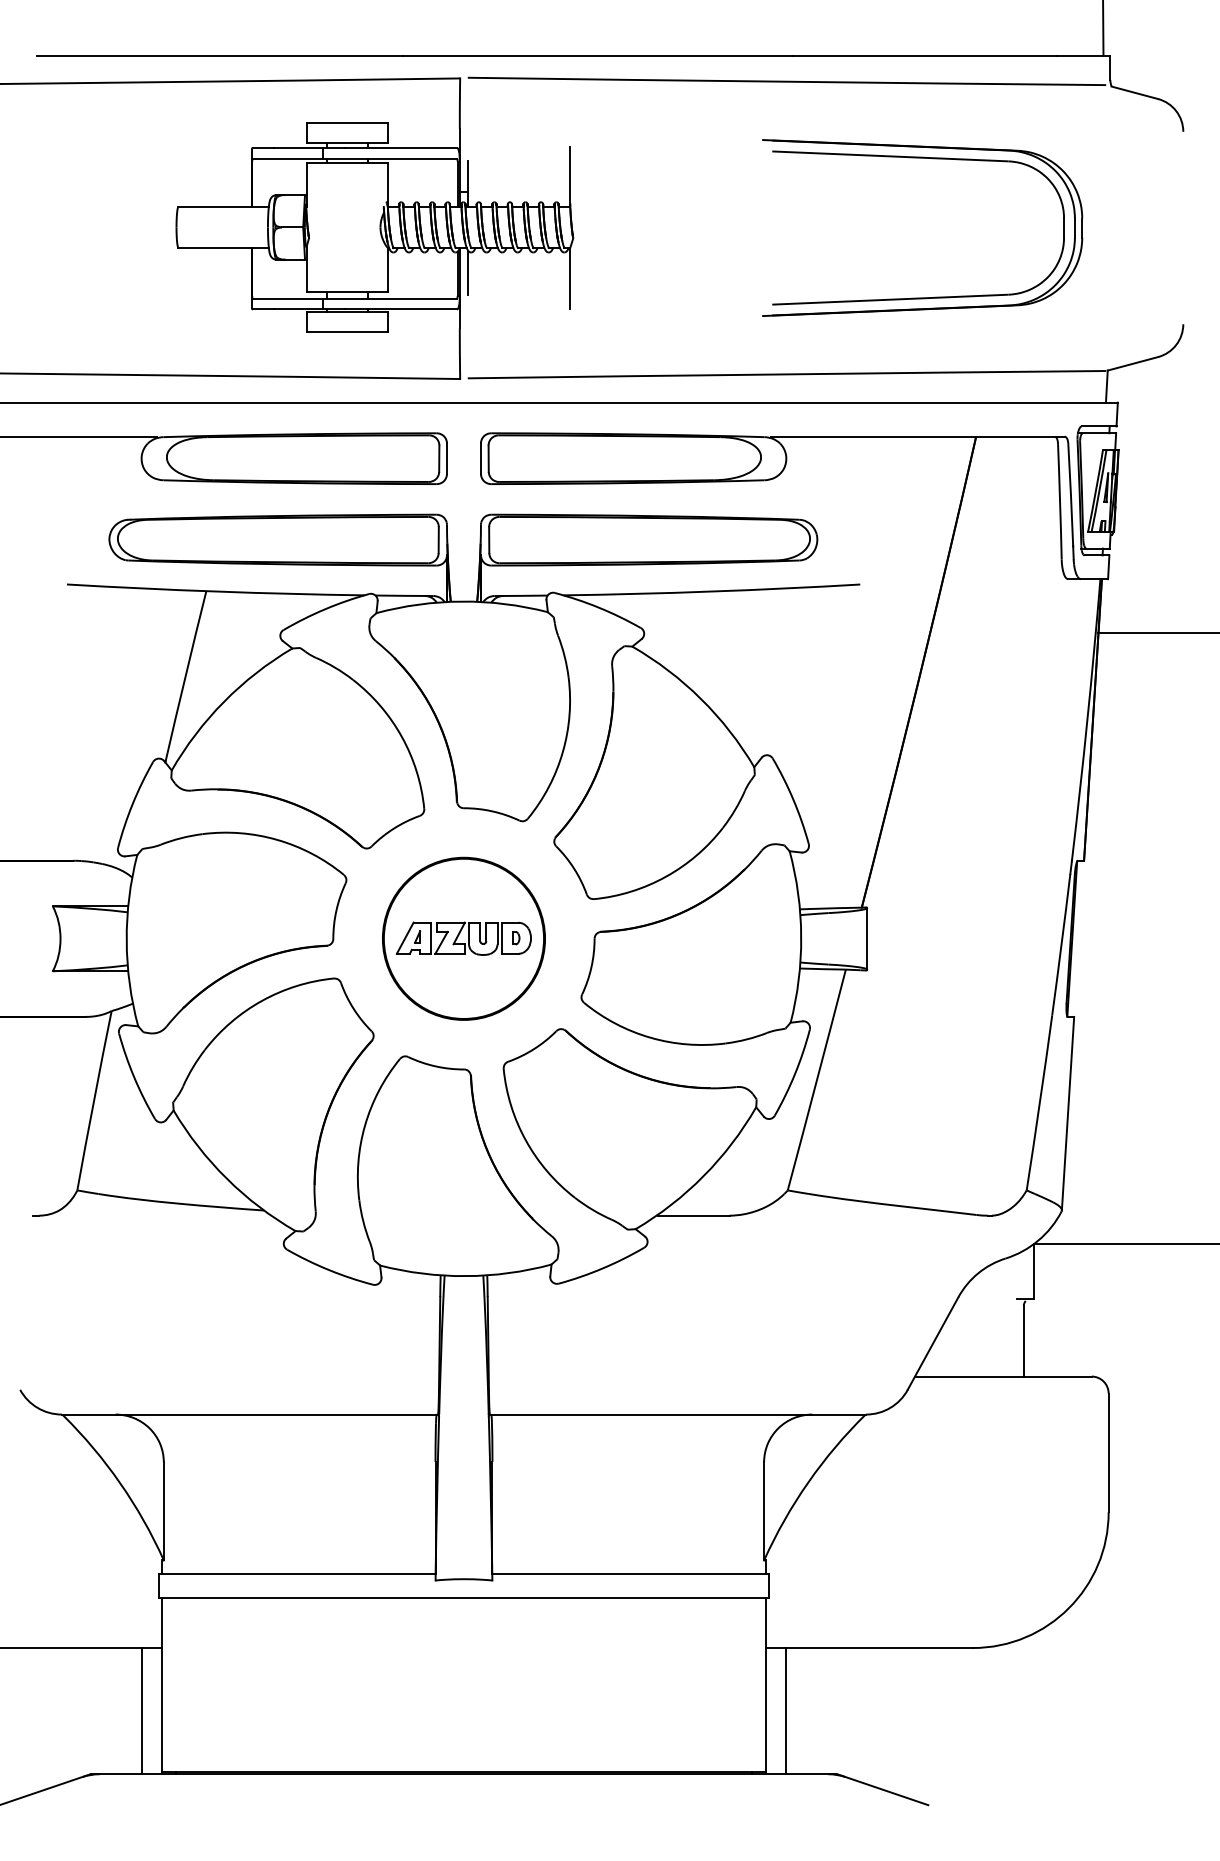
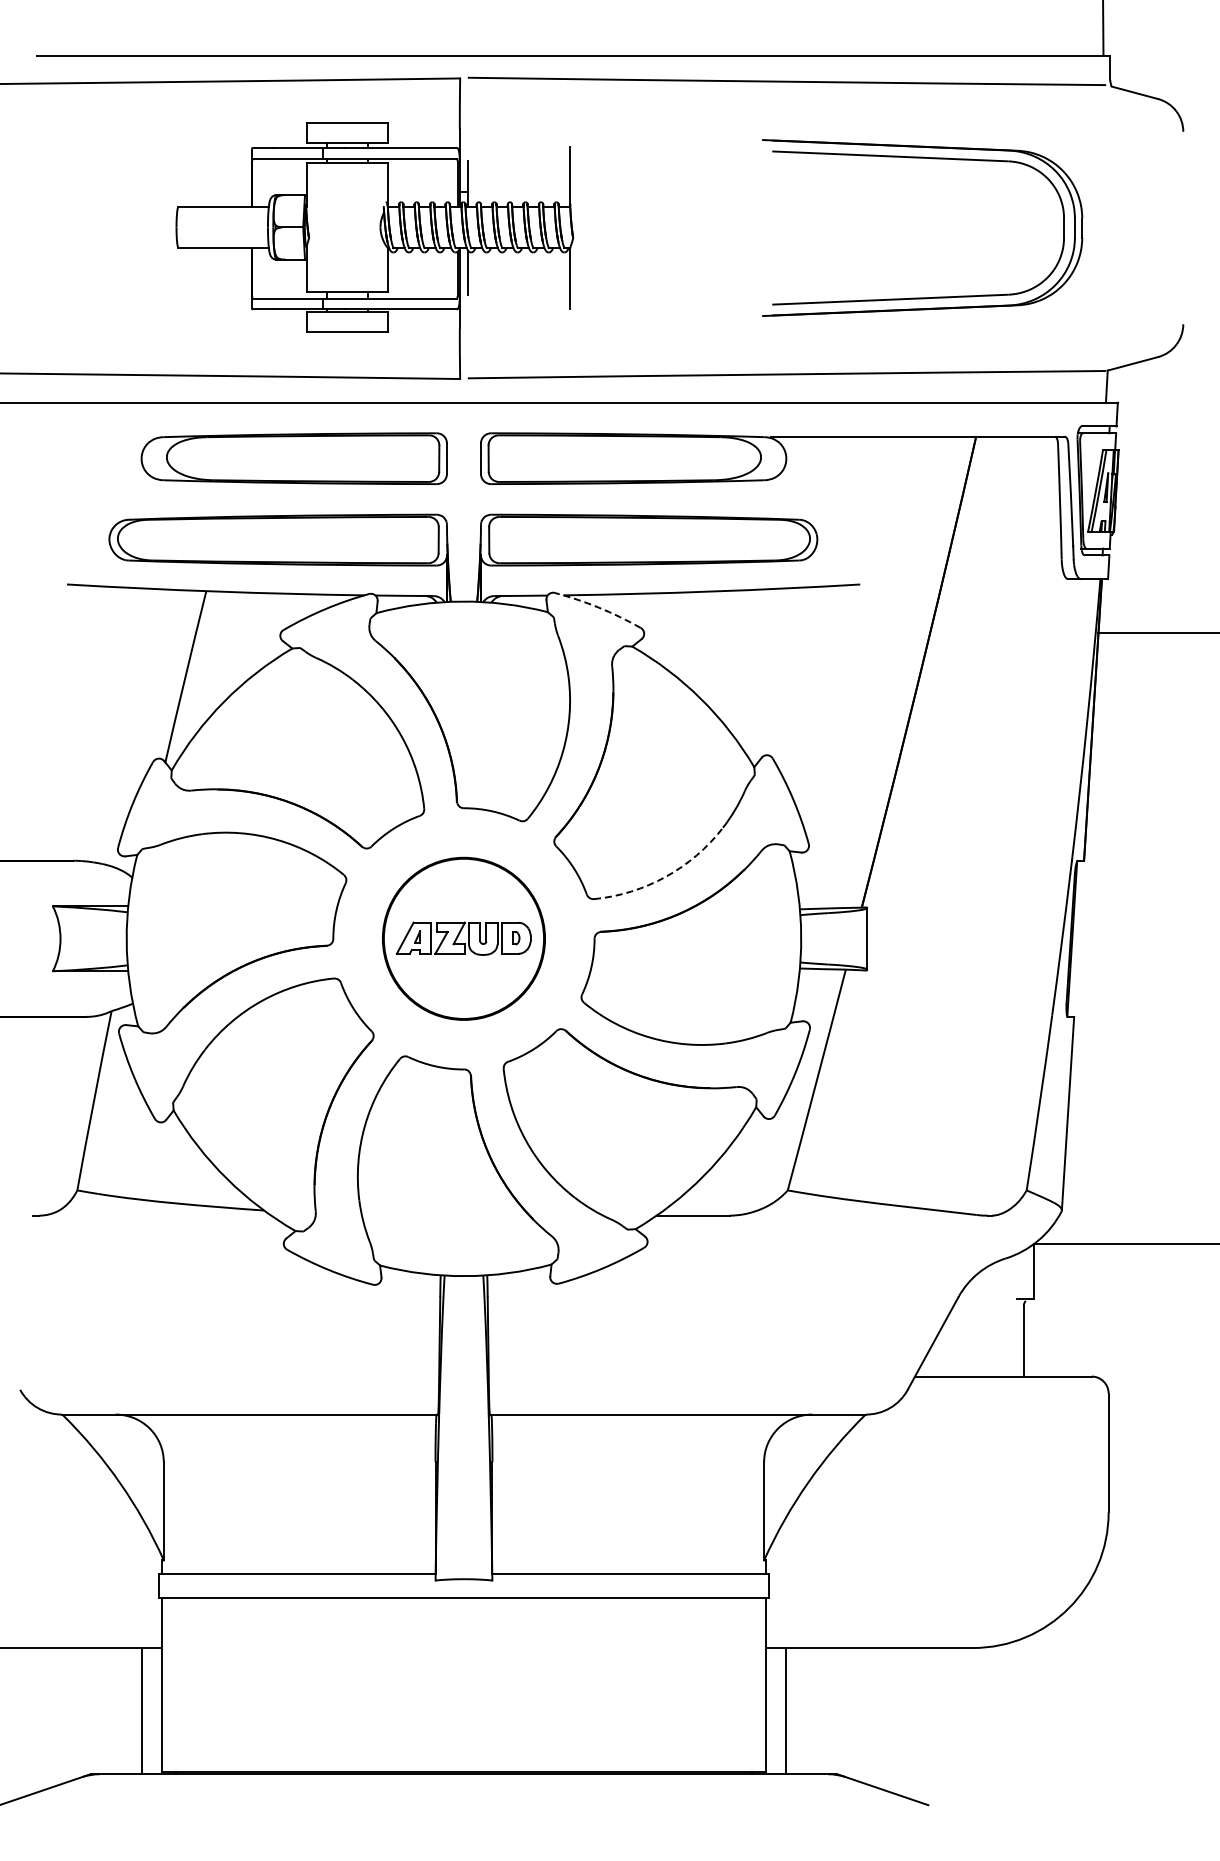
line: present -> none (79, 436)
arc: solid -> dashed (598, 607)
arc: solid -> dashed (665, 876)
